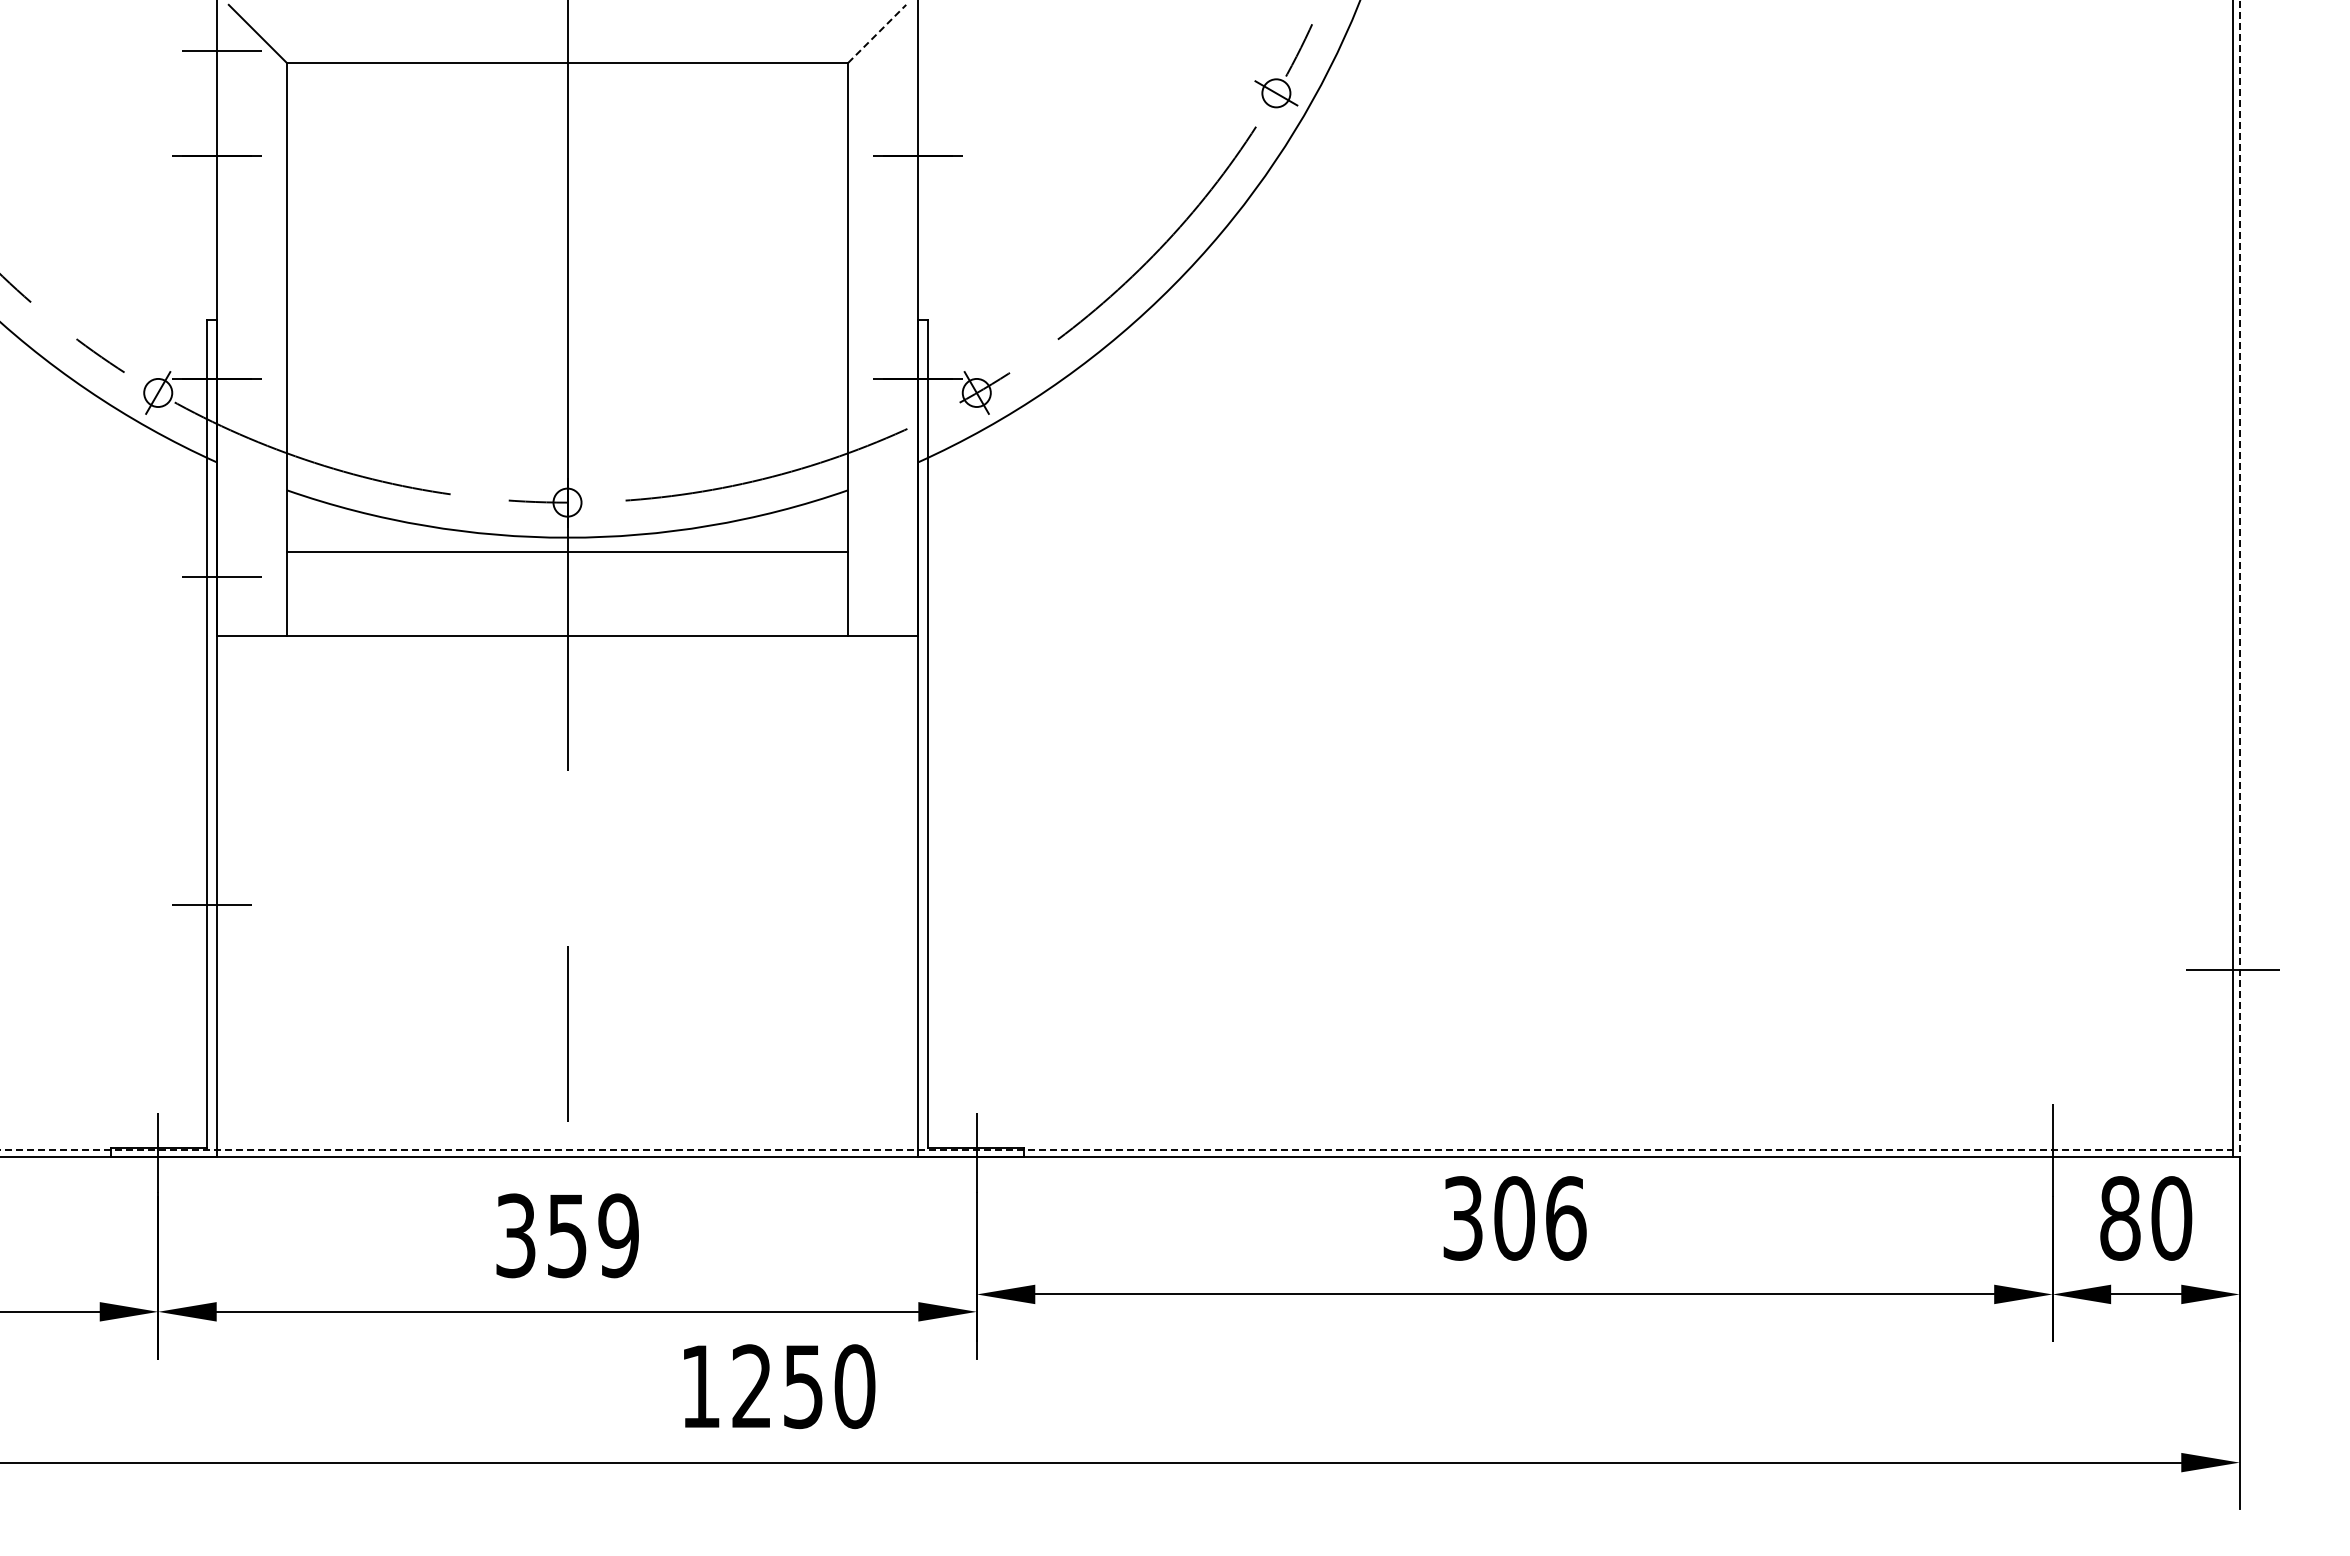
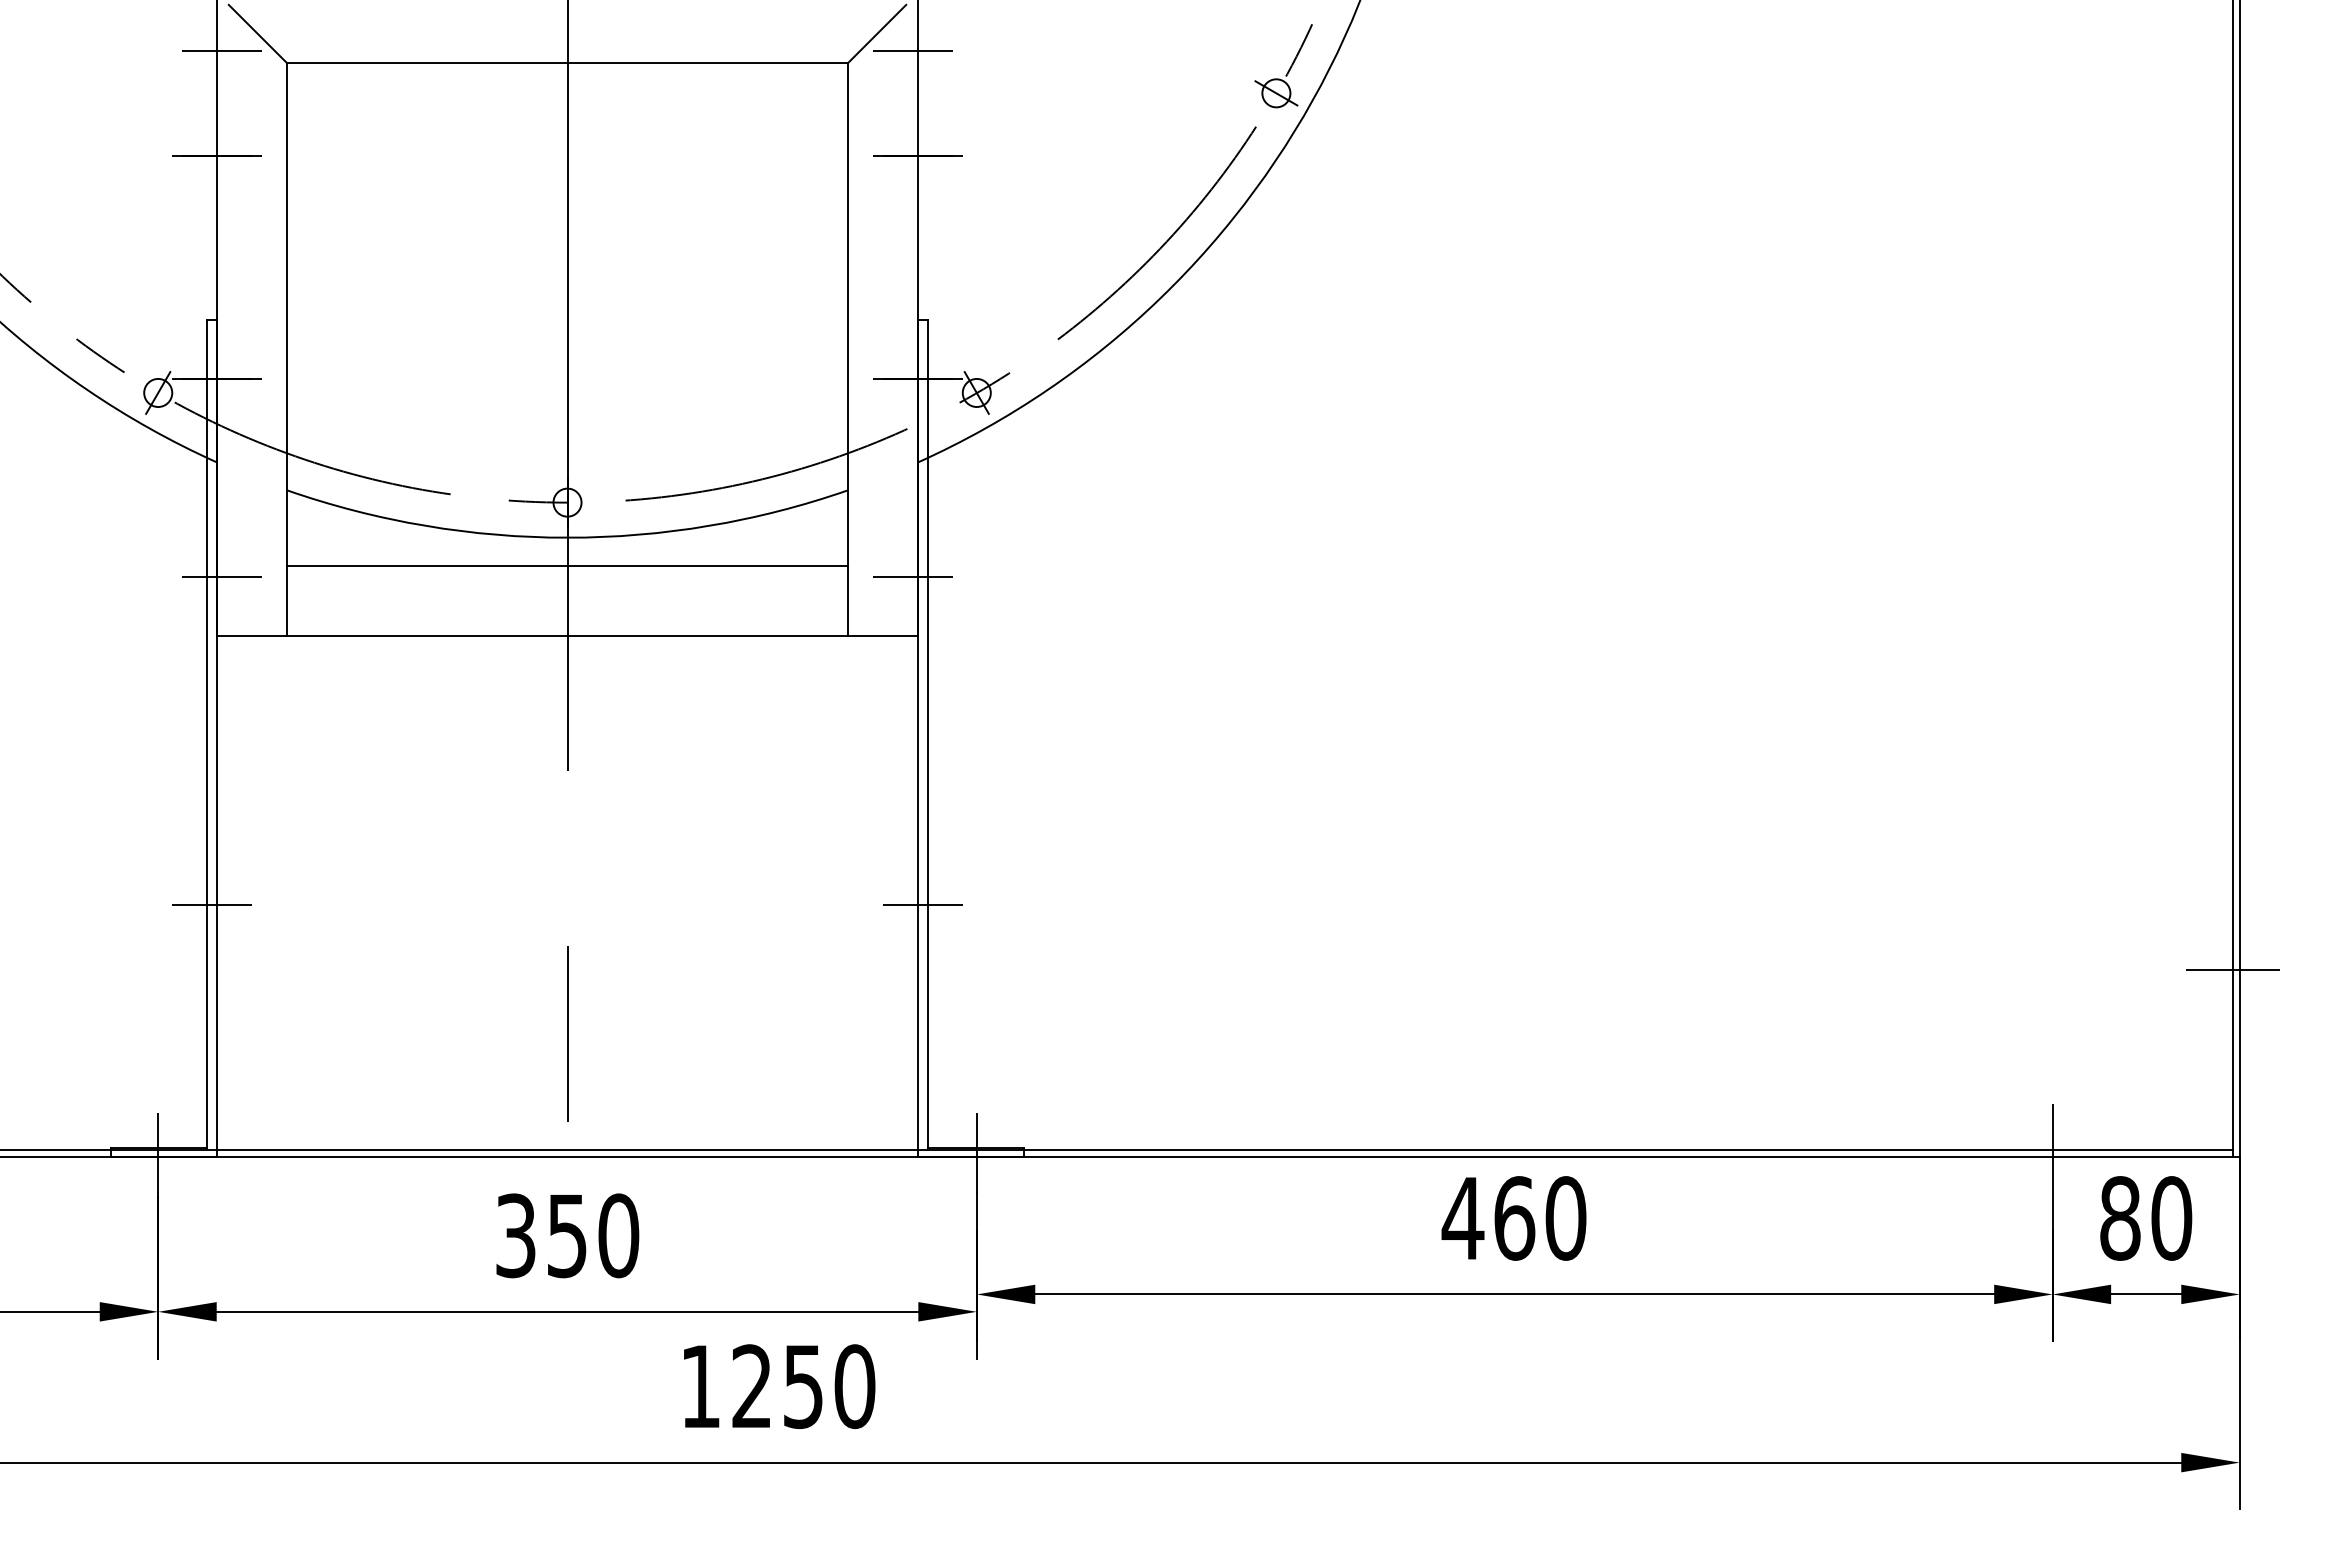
line: dashed -> solid (877, 33)
line: none -> present (912, 51)
line position: (567, 551) -> (567, 565) (567, 565)
line: none -> present (912, 577)
line: dashed -> solid (2239, 579)
line: none -> present (922, 904)
line: dashed -> solid (1116, 1150)
text: 306 -> 460 (1513, 1218)
text: 359 -> 350 (618, 1235)
